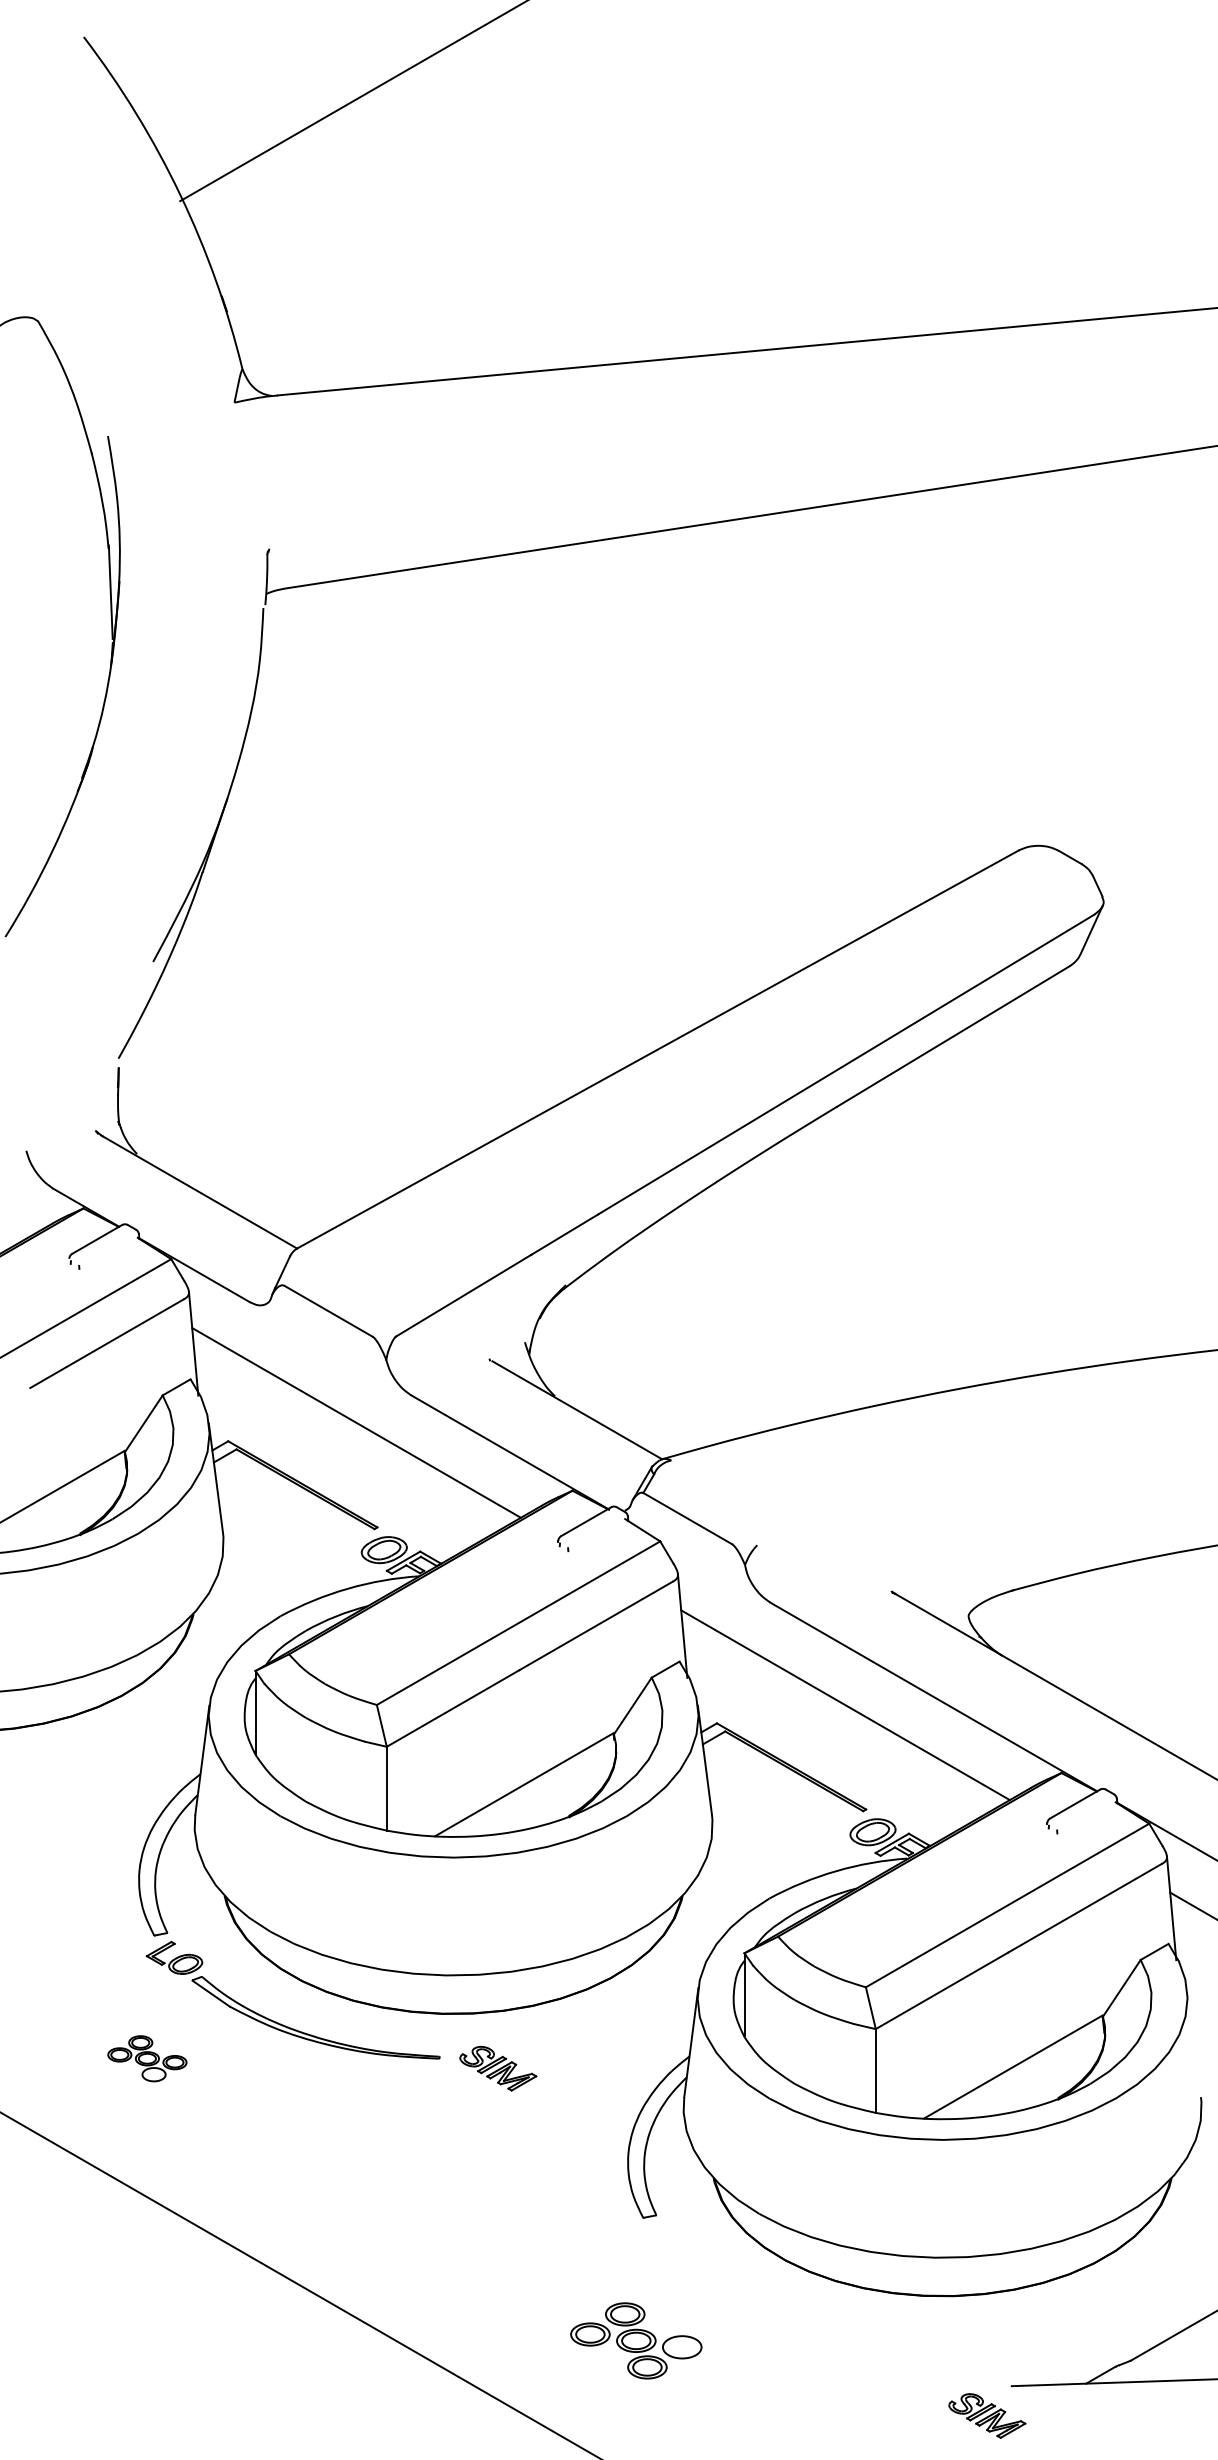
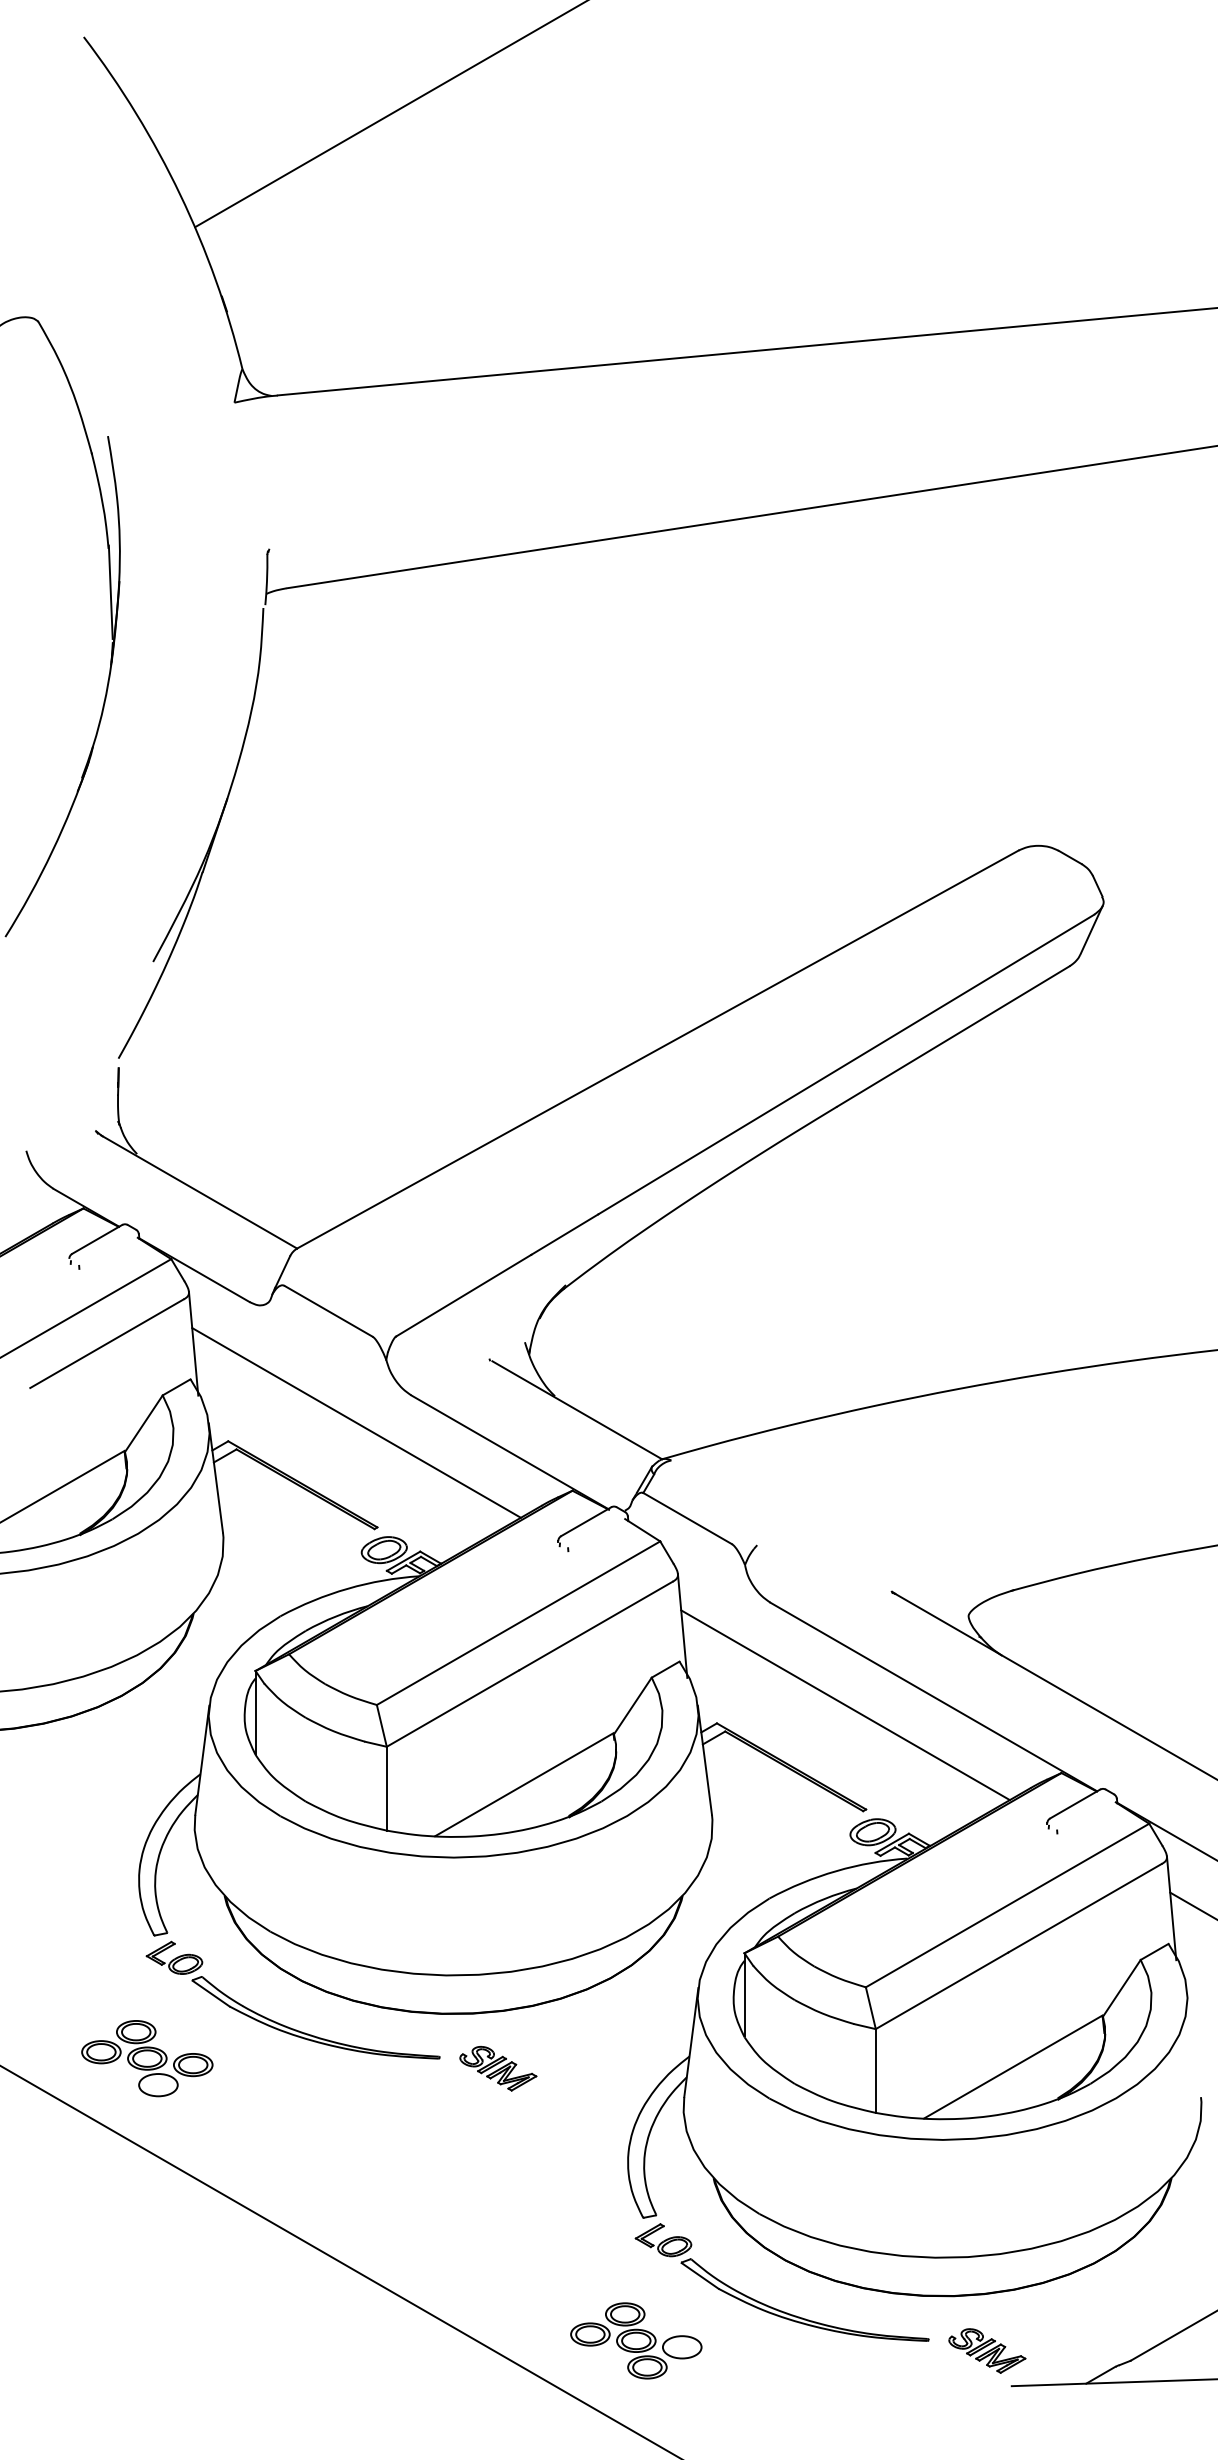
line position: (352, 101) -> (389, 114) (389, 114)
part size: 81x48 px -> 133x78 px (147, 2058)
line position: (299, 2284) -> (339, 2261) (339, 2261)
part: none -> present (769, 2305)
part position: (987, 2415) -> (987, 2350) (987, 2350)
